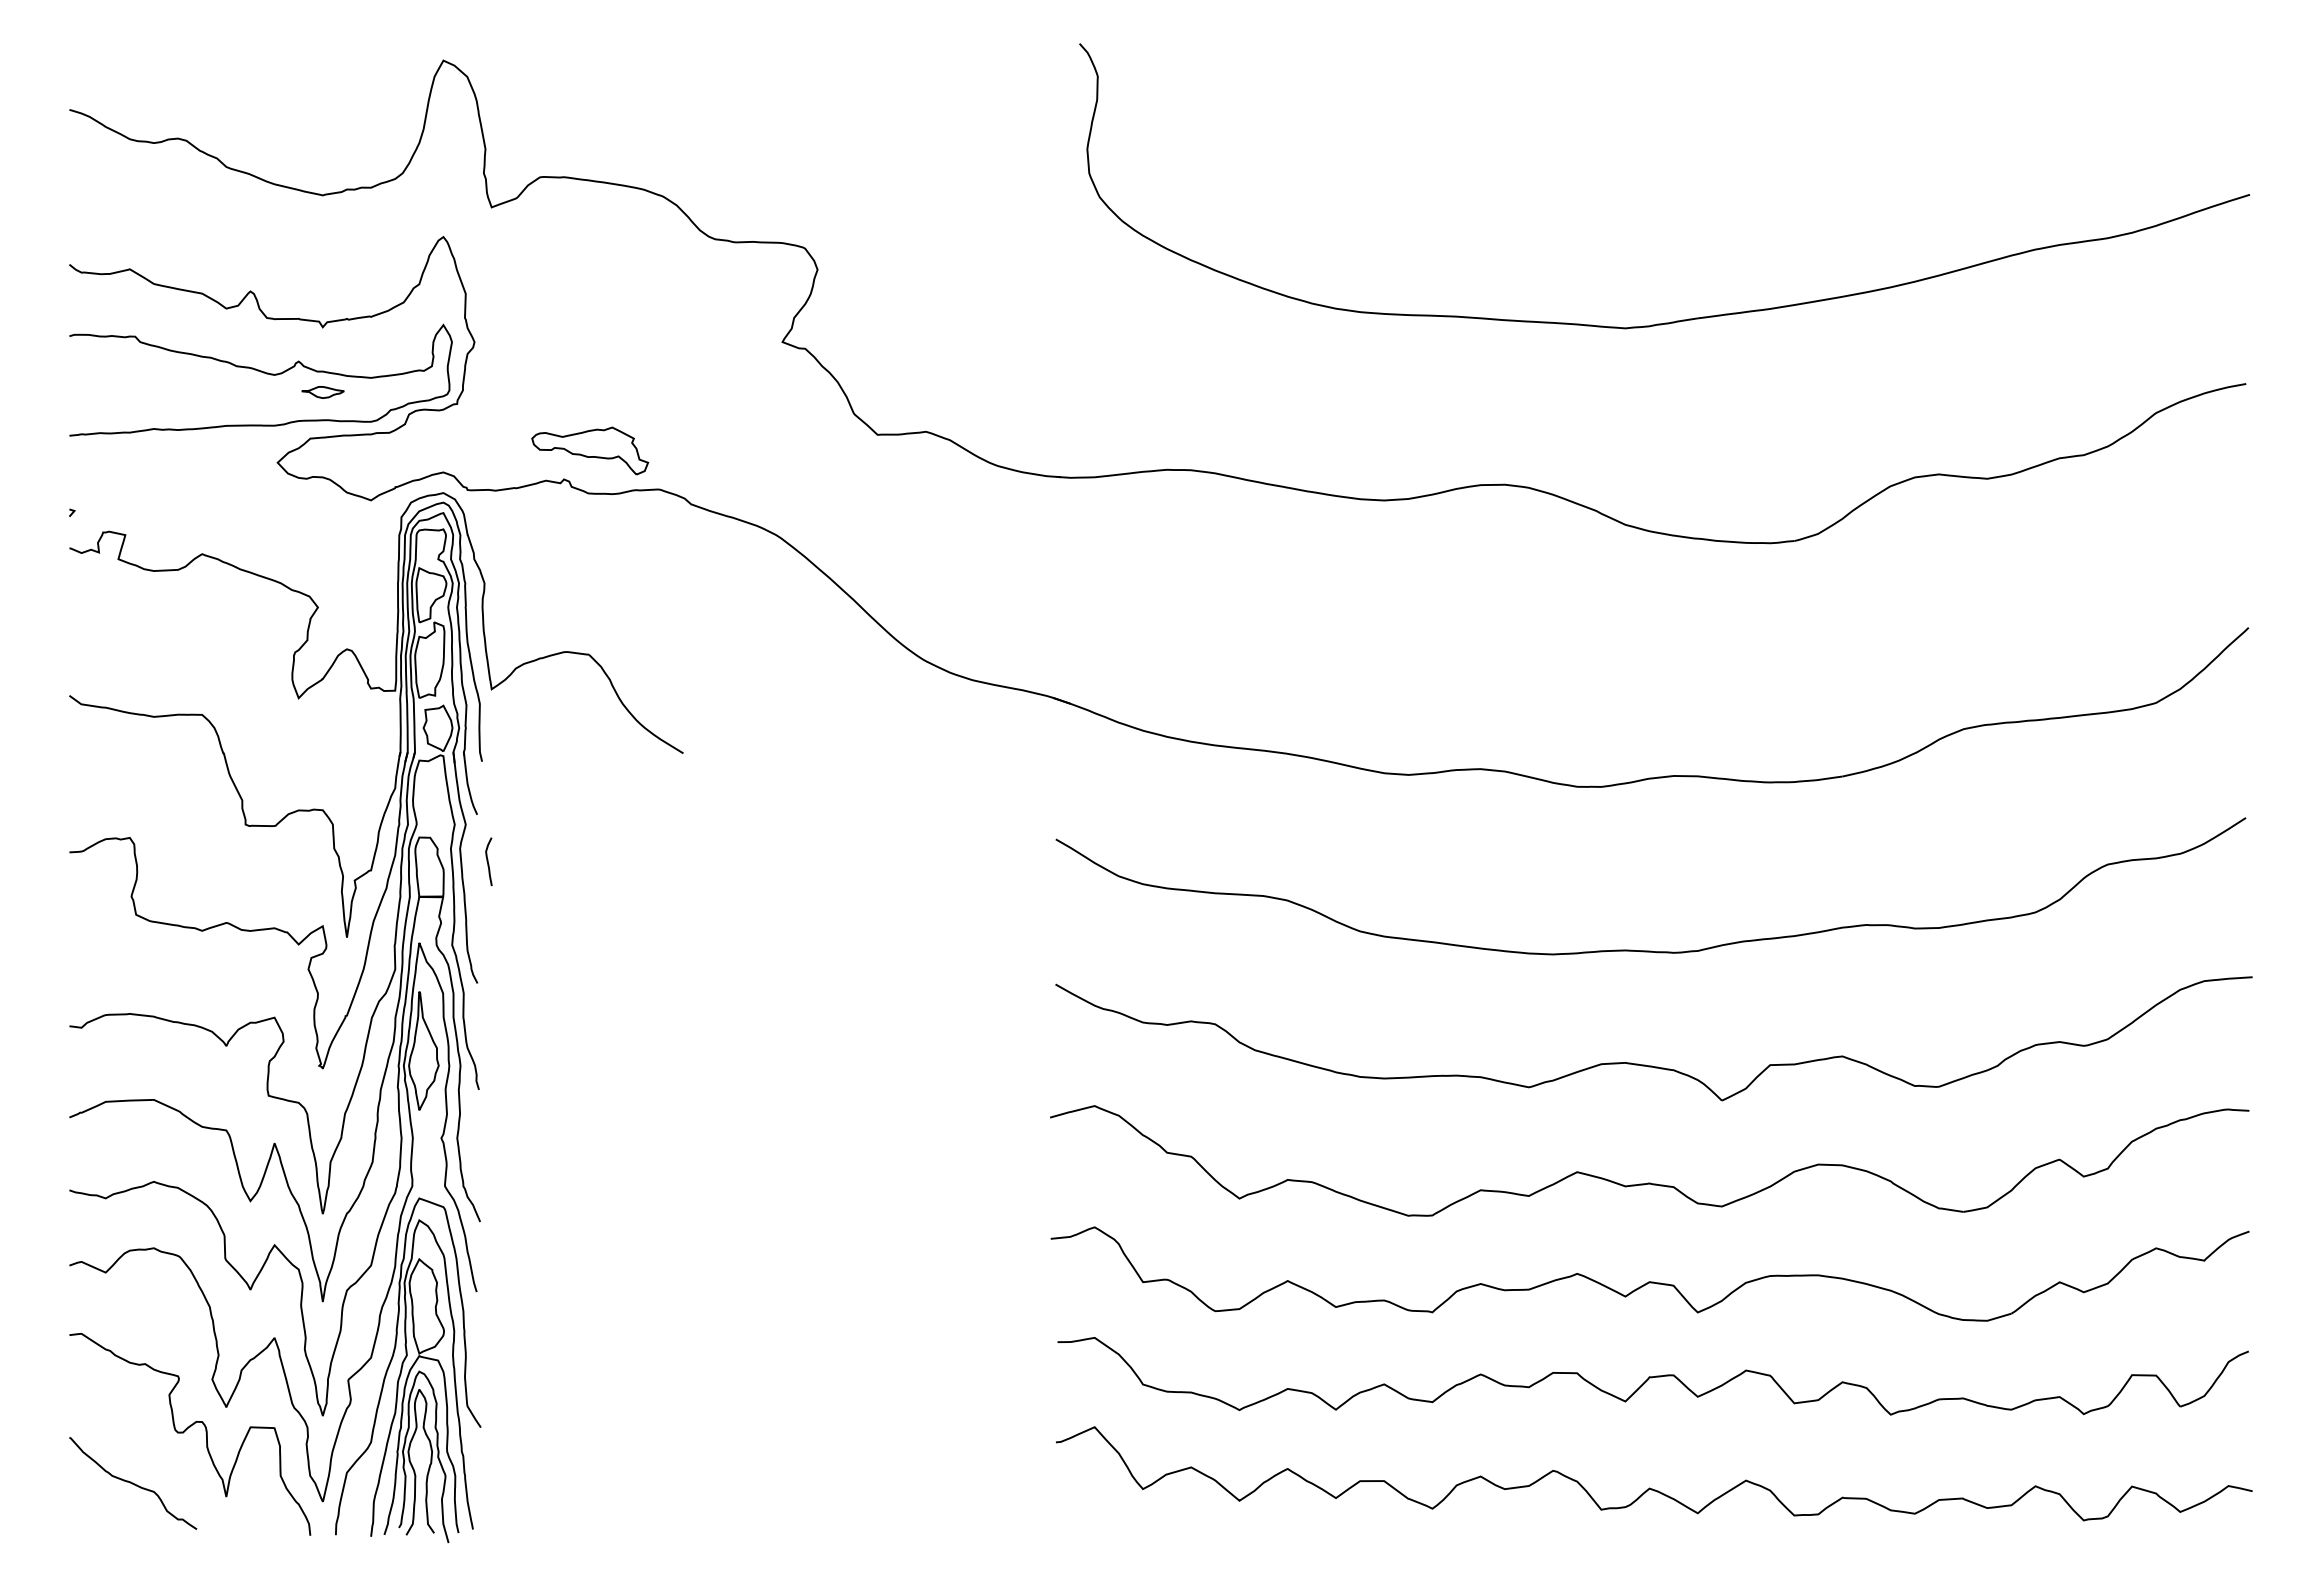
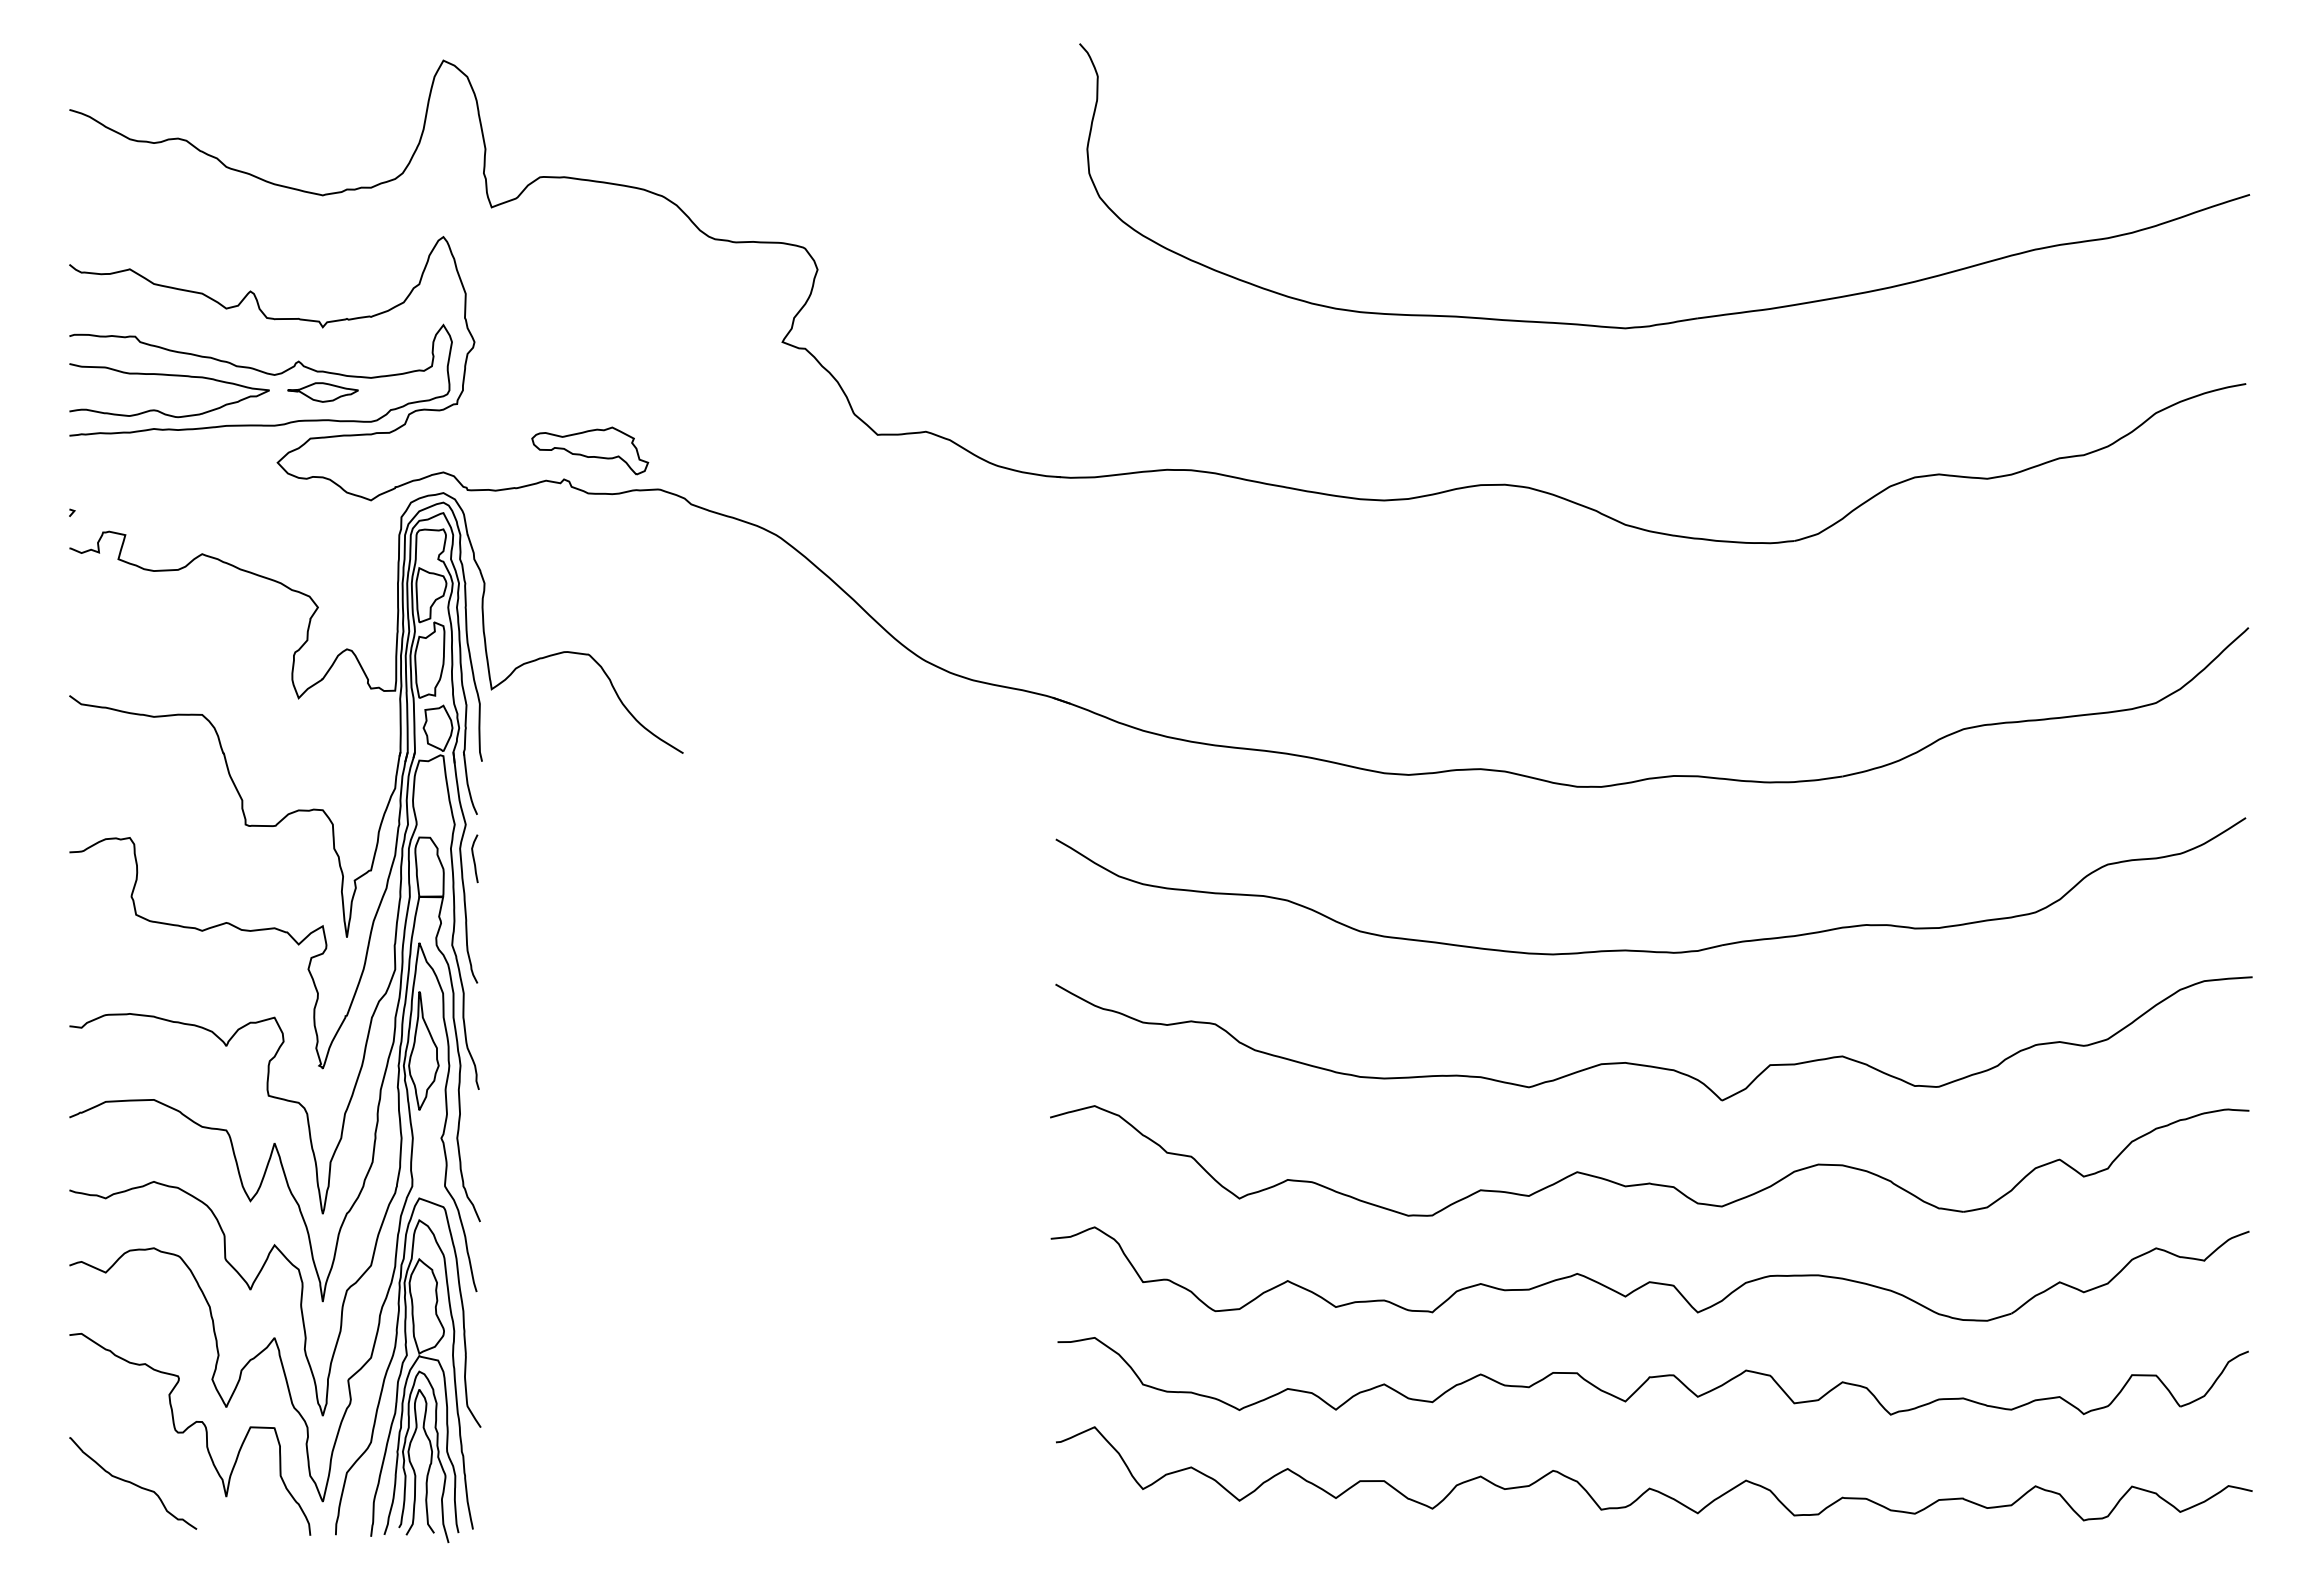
curve: none -> present (171, 376)
part size: 44x13 px -> 72x21 px (322, 392)
curve position: (488, 861) -> (474, 858) (474, 858)
